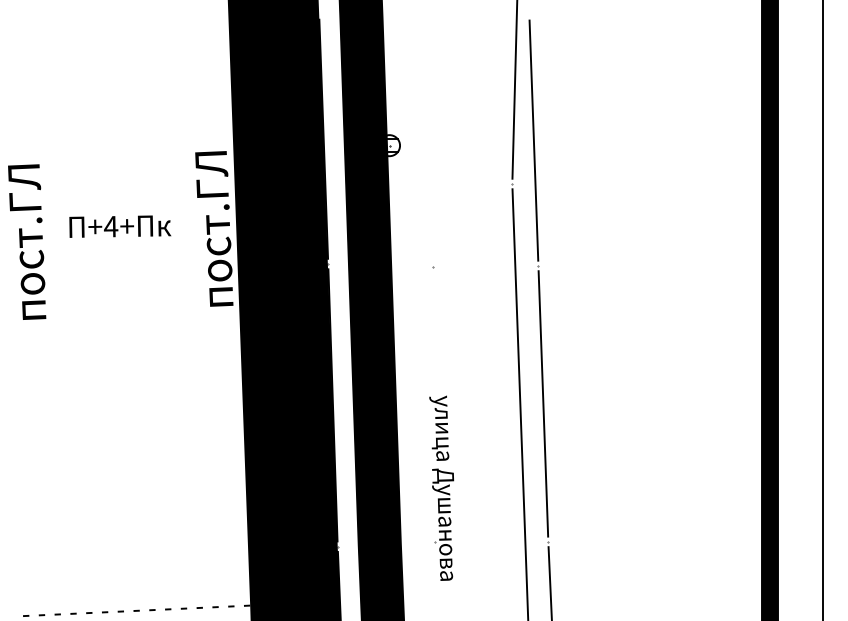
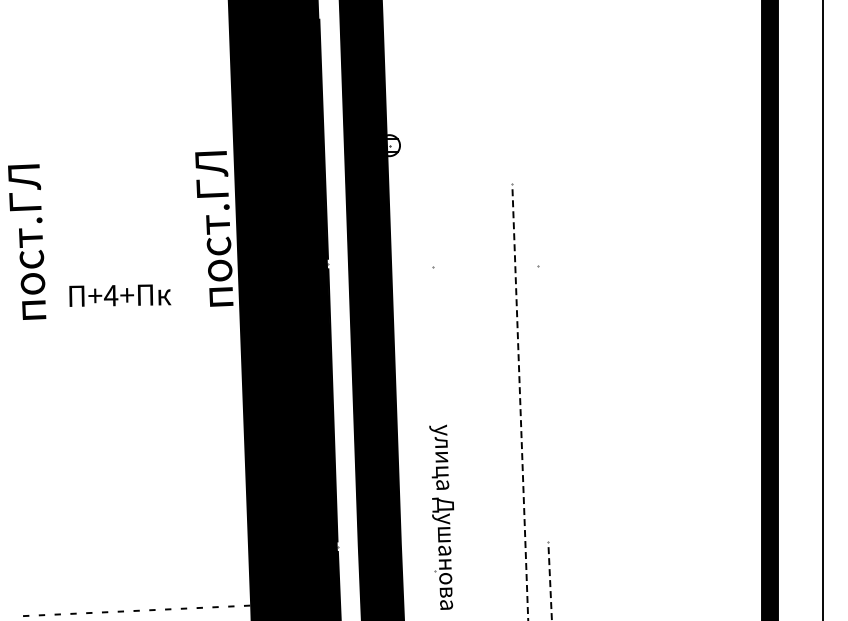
line: present -> none (514, 90)
line: present -> none (533, 140)
text position: (120, 226) -> (120, 295) (120, 295)
line: present -> none (543, 403)
line: solid -> dashed (520, 405)
part position: (441, 487) -> (441, 516) (441, 516)
line: solid -> dashed (550, 584)
